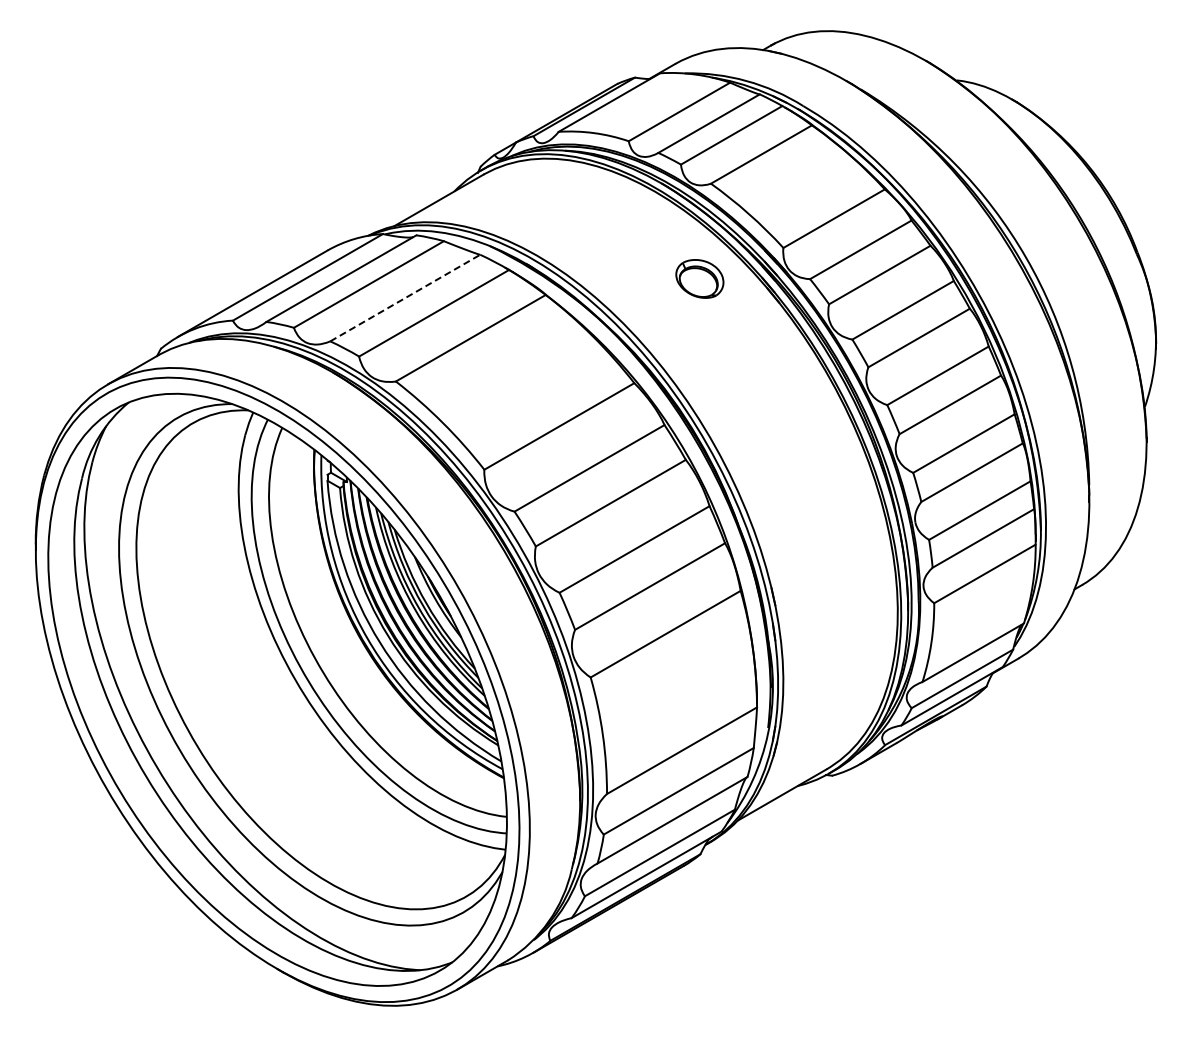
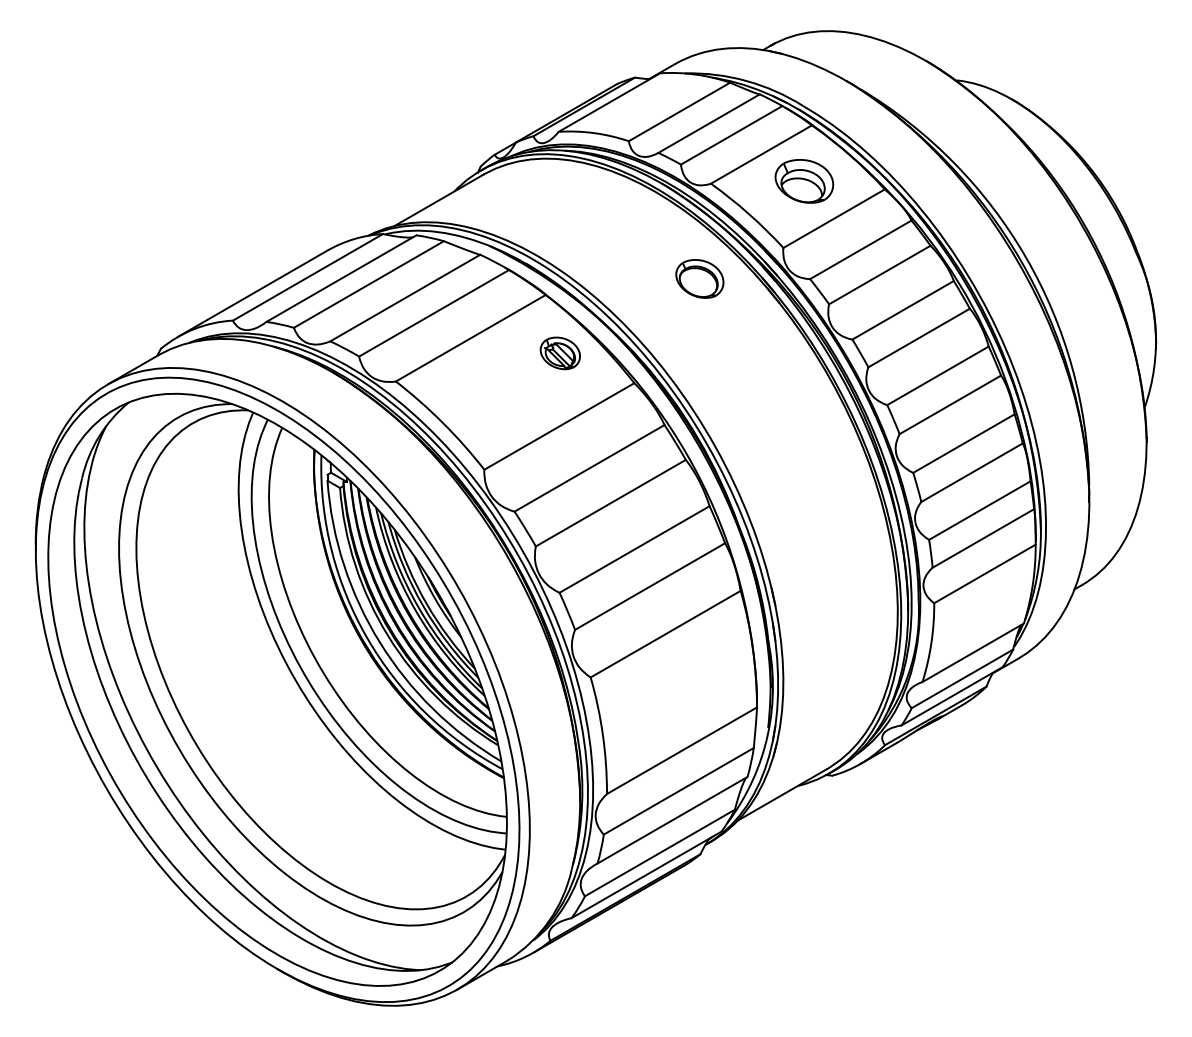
part: none -> present (804, 181)
line: dashed -> solid (405, 298)
part: none -> present (559, 353)
